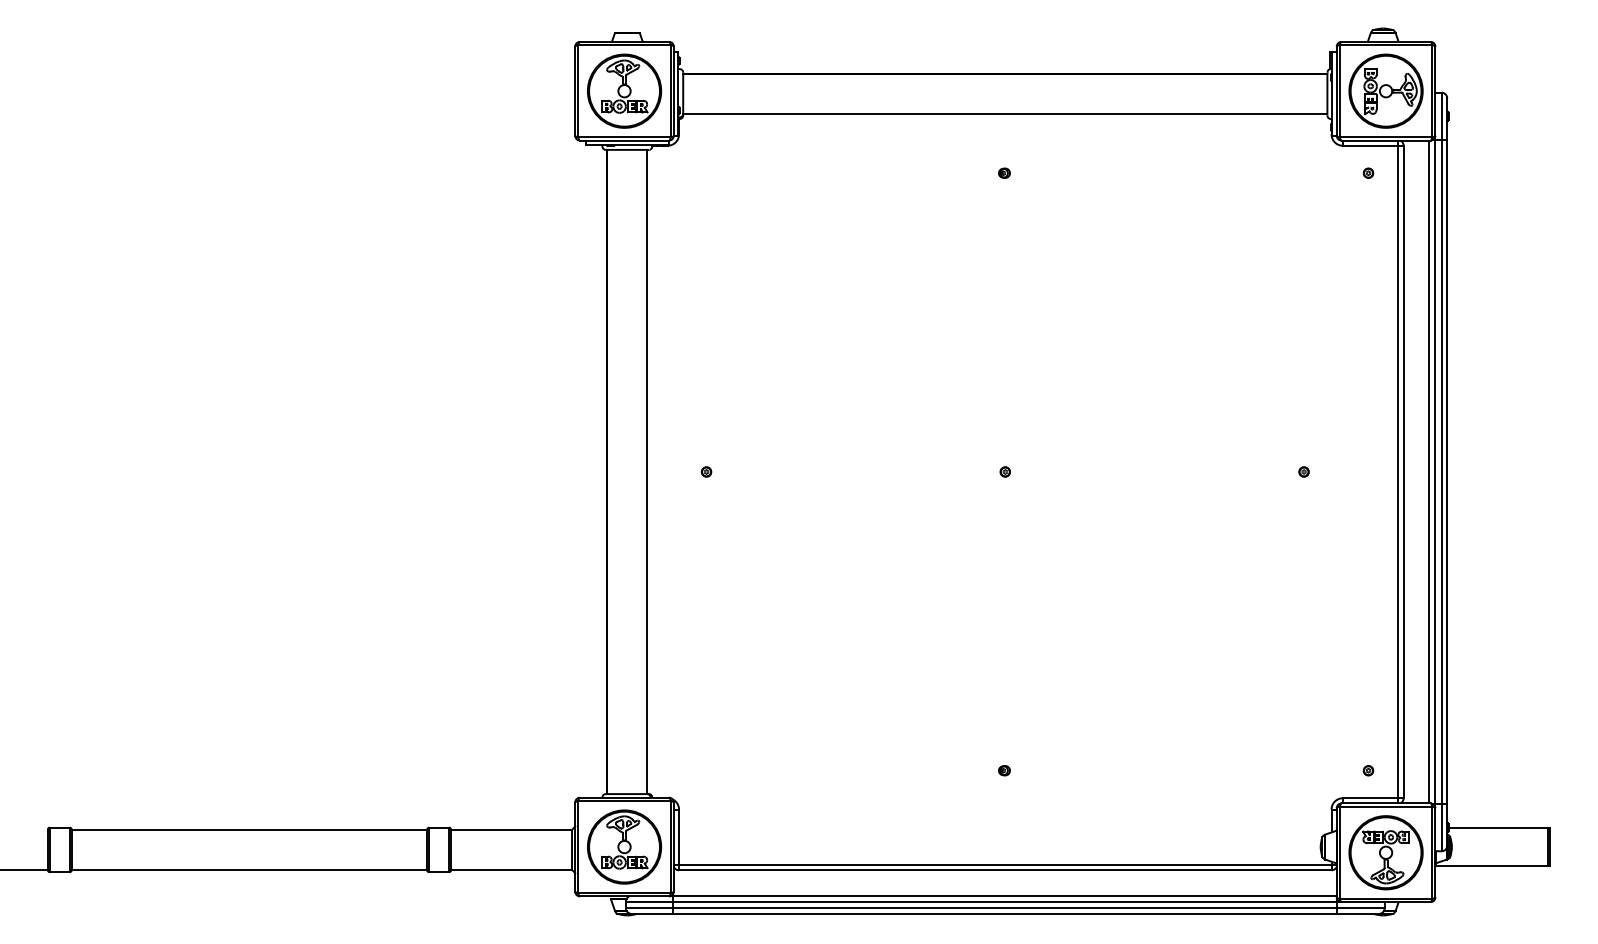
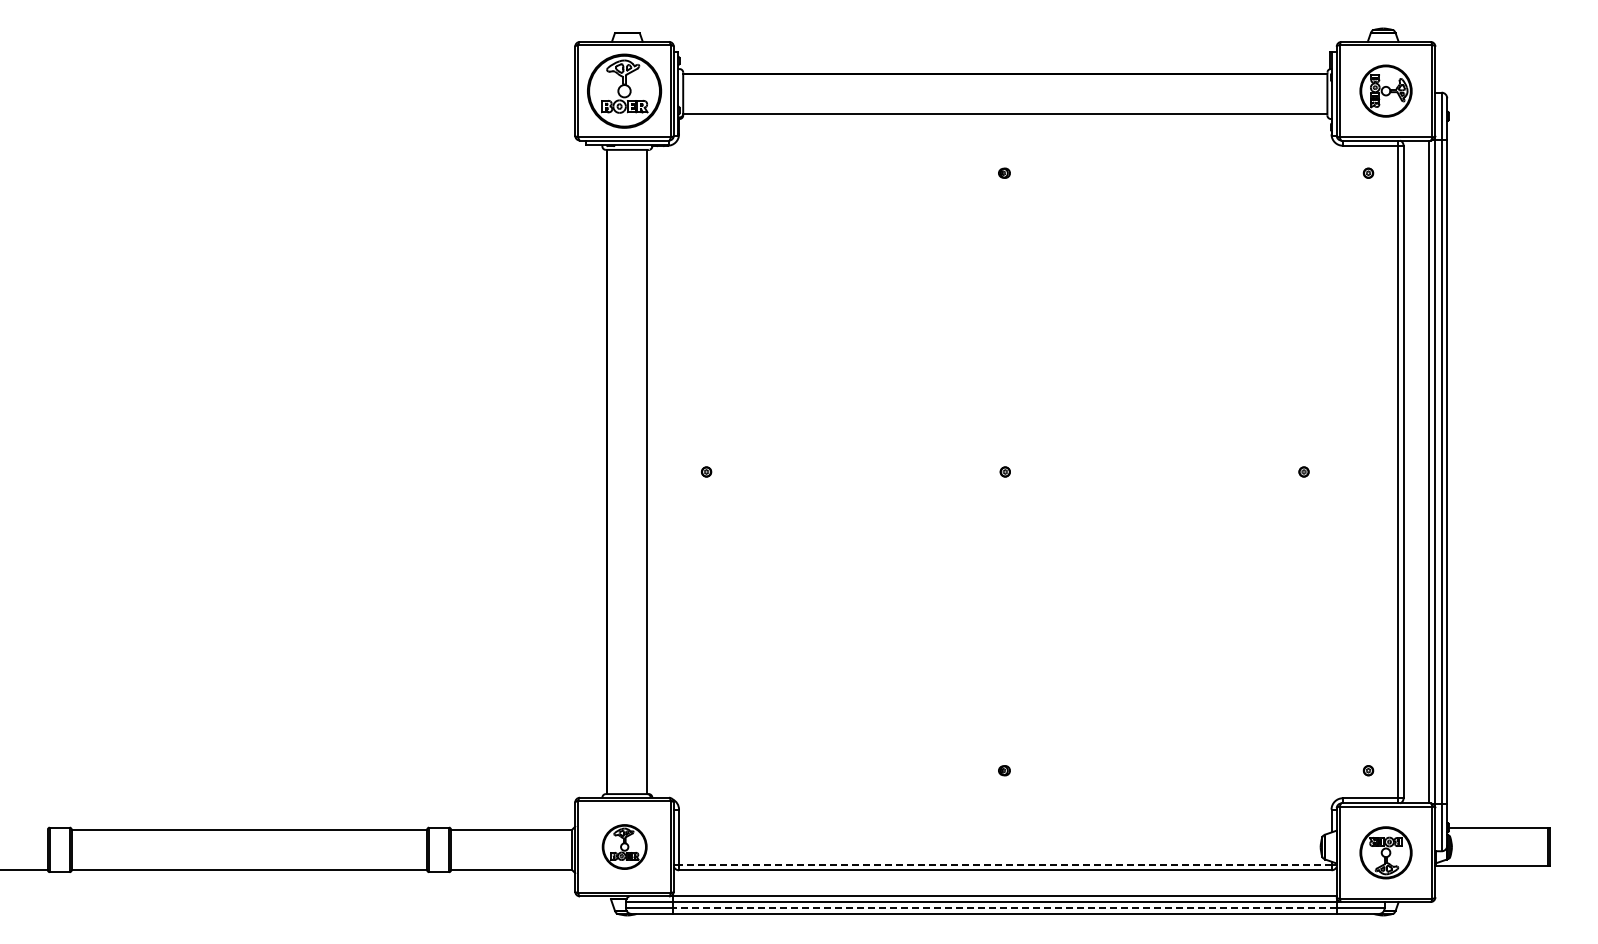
part size: 76x76 px -> 54x54 px (1385, 90)
part size: 76x76 px -> 47x46 px (624, 846)
part size: 76x76 px -> 54x54 px (1385, 852)
line: solid -> dashed (1004, 864)
line: solid -> dashed (1005, 908)
